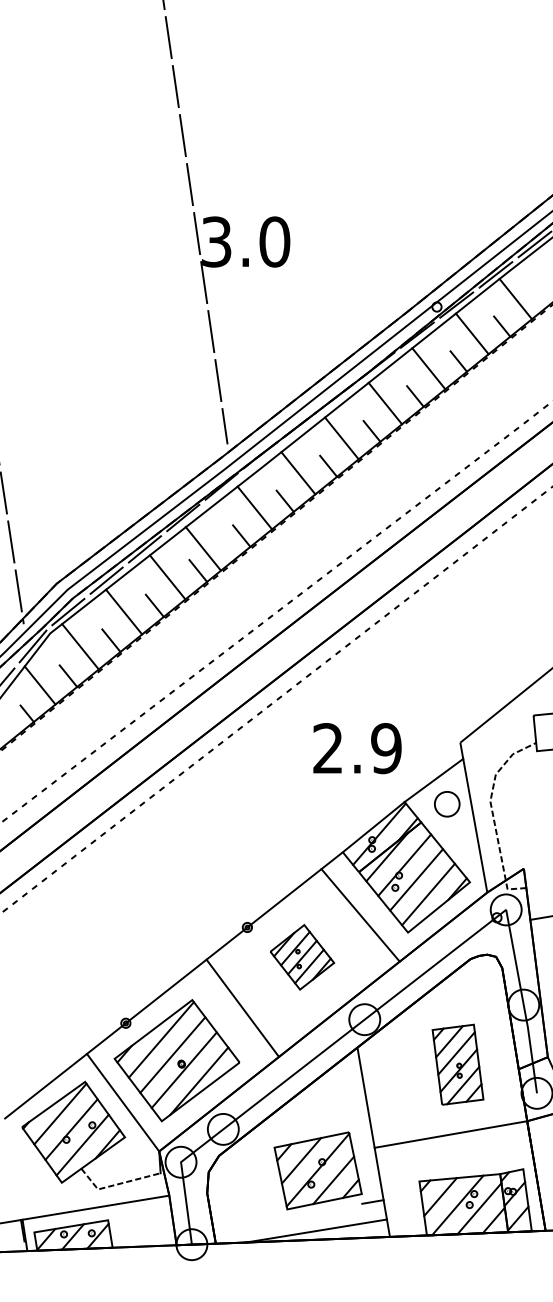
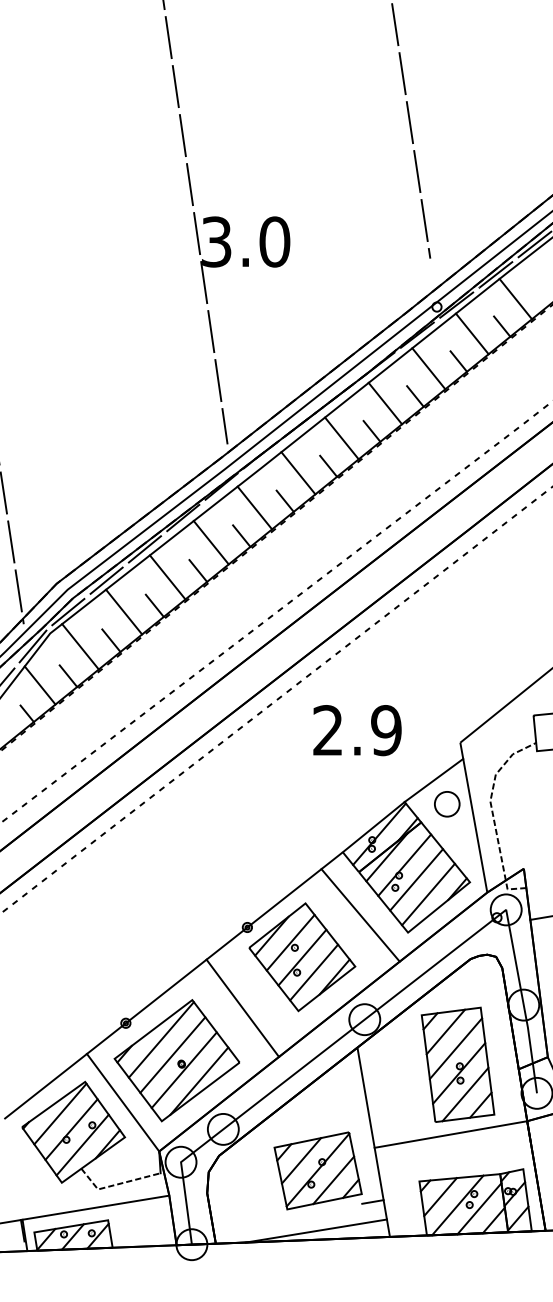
line: none -> present (410, 130)
line position: (202, 548) -> (210, 542) (210, 542)
text position: (357, 748) -> (357, 730) (357, 730)
part size: 66x67 px -> 109x111 px (302, 957)
part size: 54x83 px -> 76x117 px (457, 1064)
